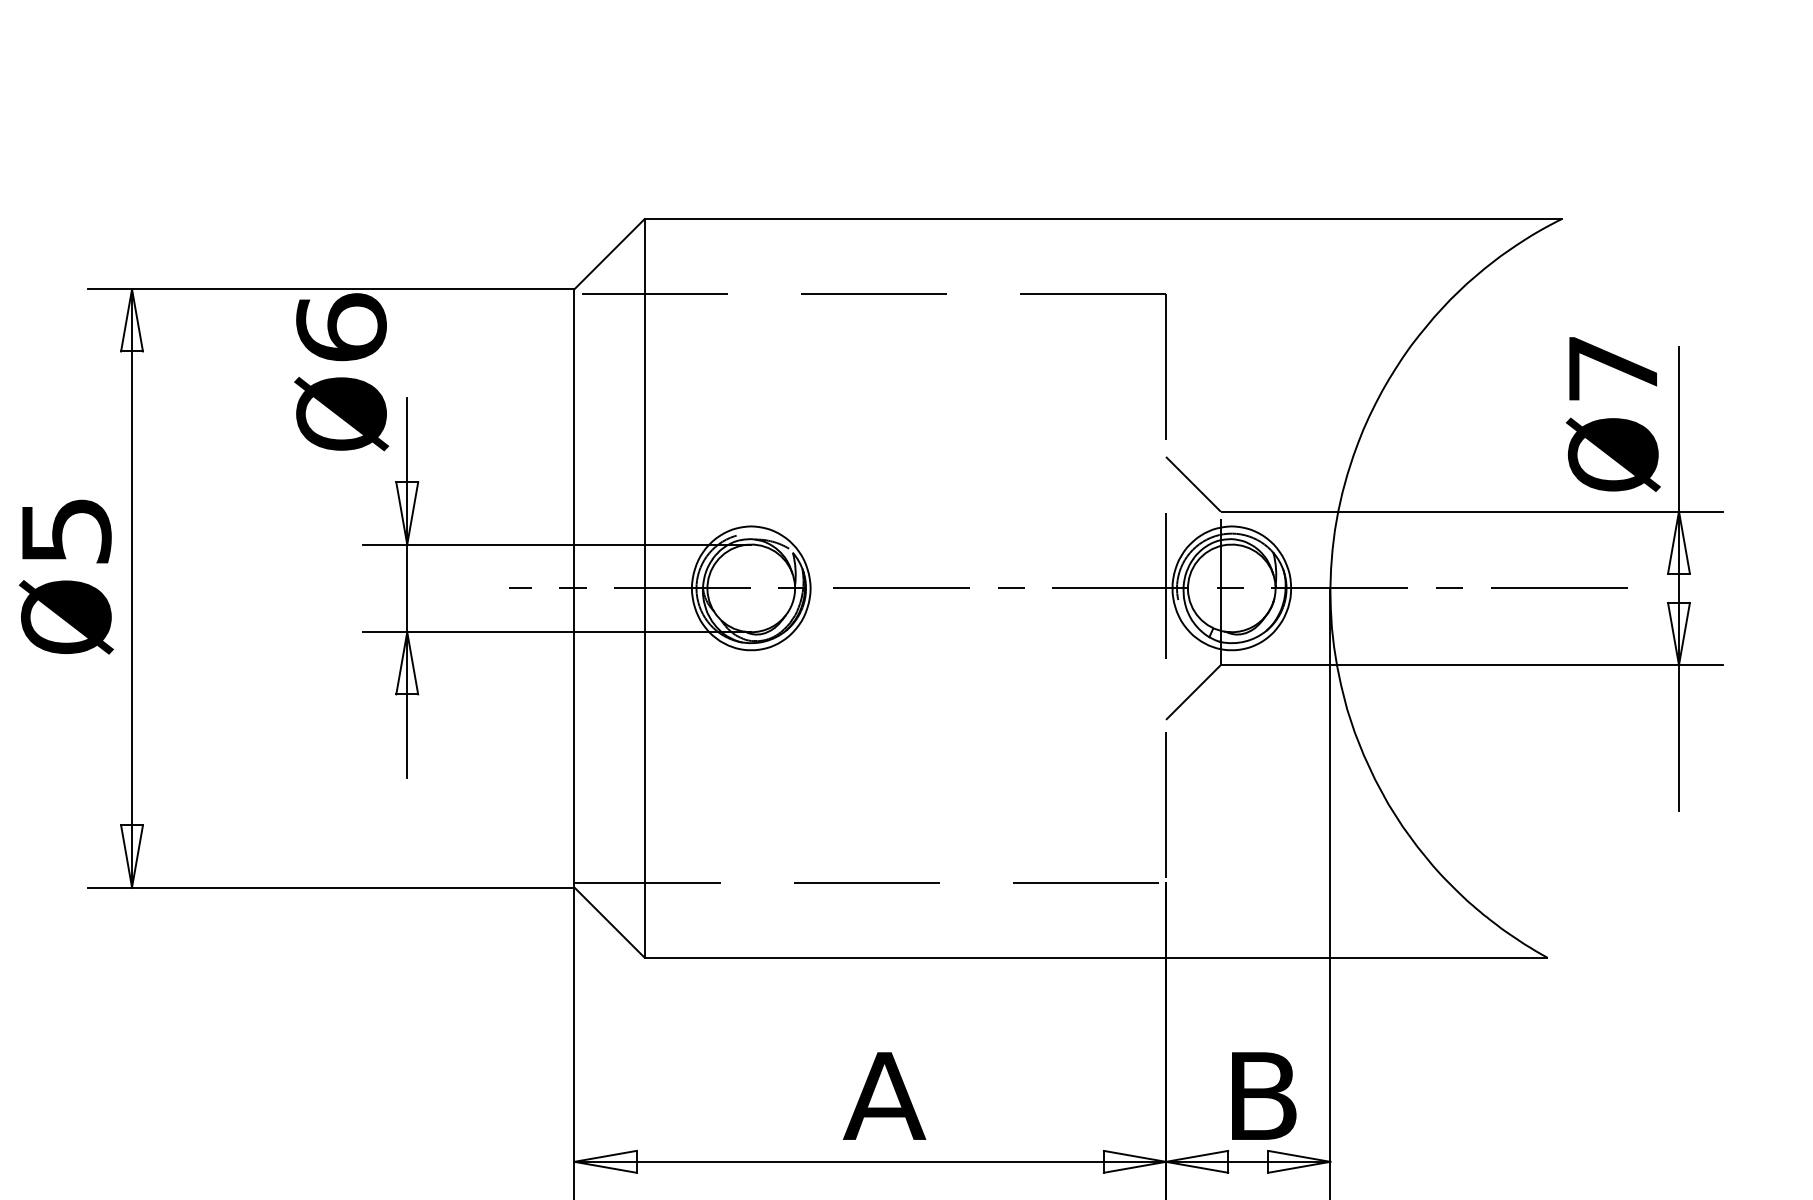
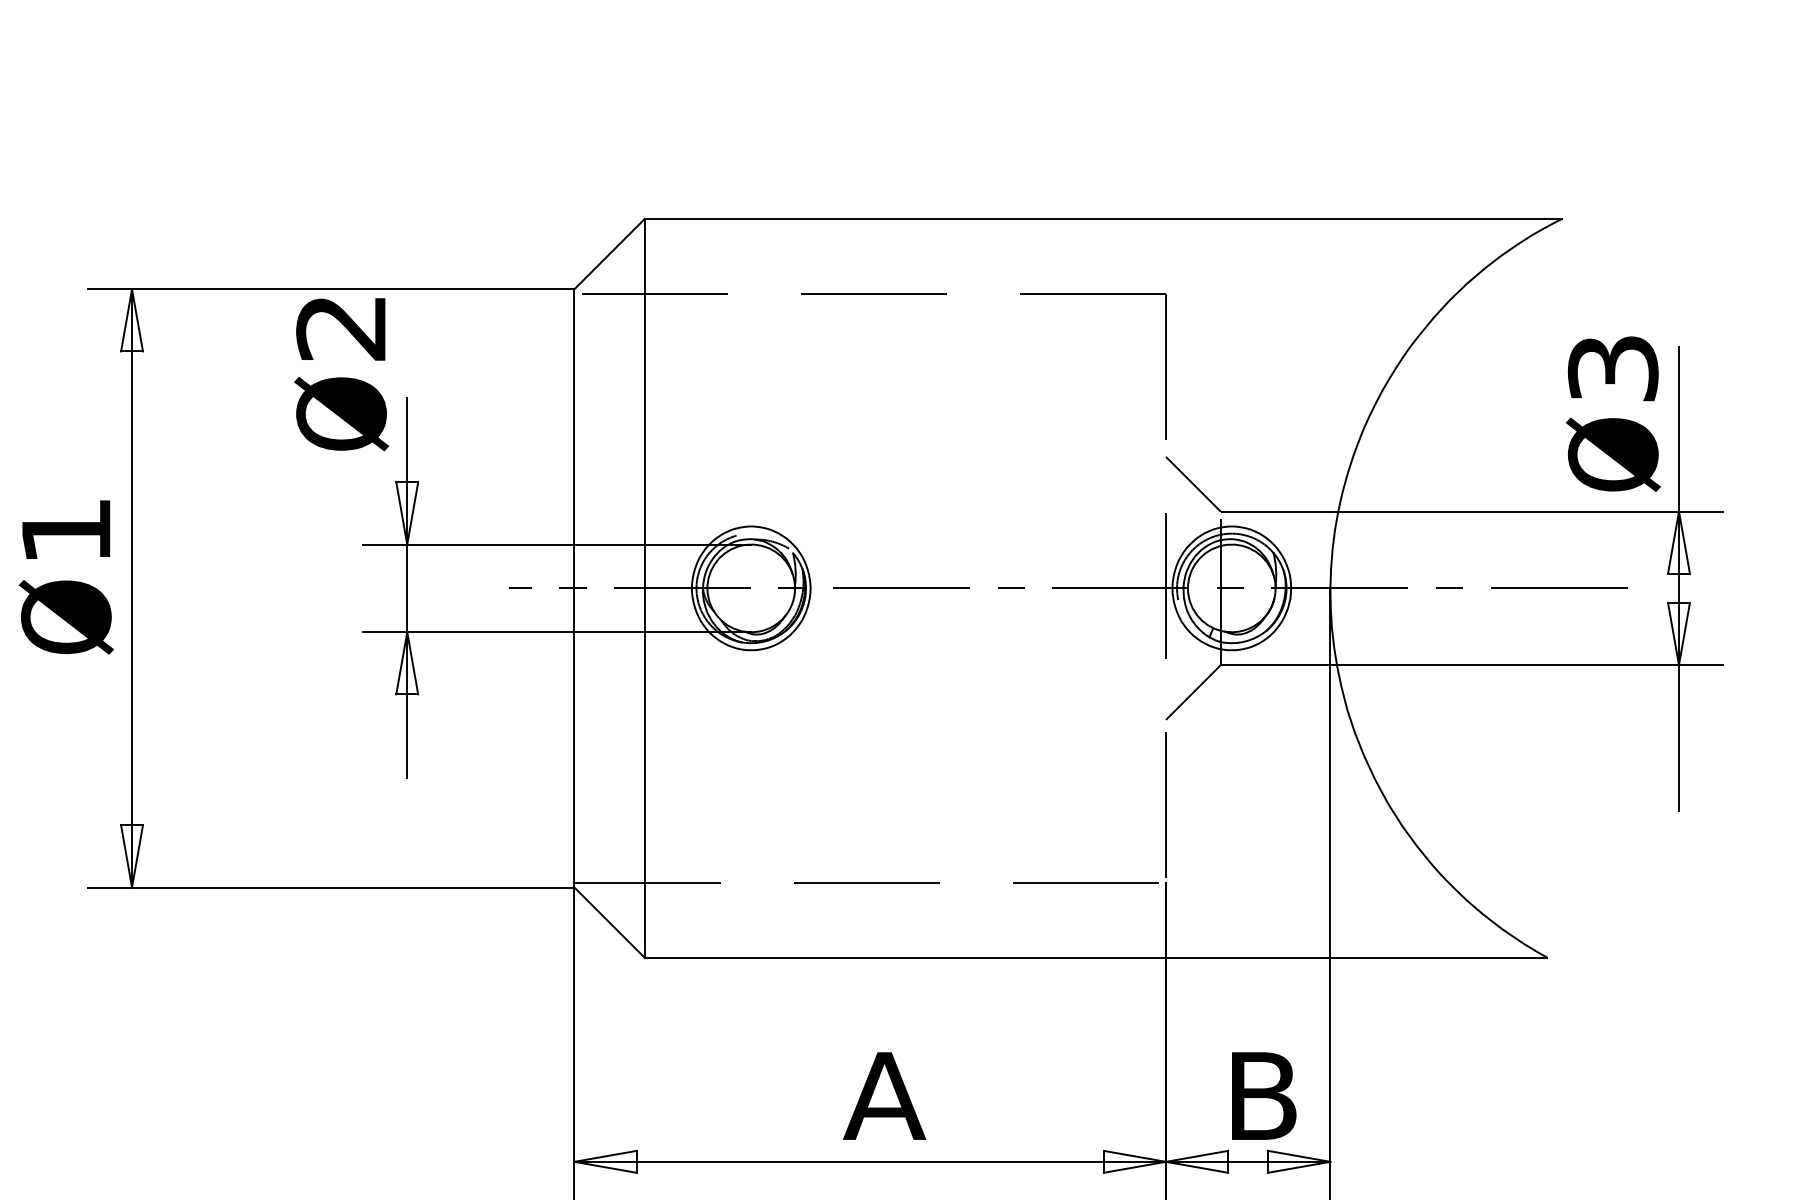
text: 6 -> 2 (341, 327)
text: 7 -> 3 (1612, 368)
text: 5 -> 1 (66, 531)
